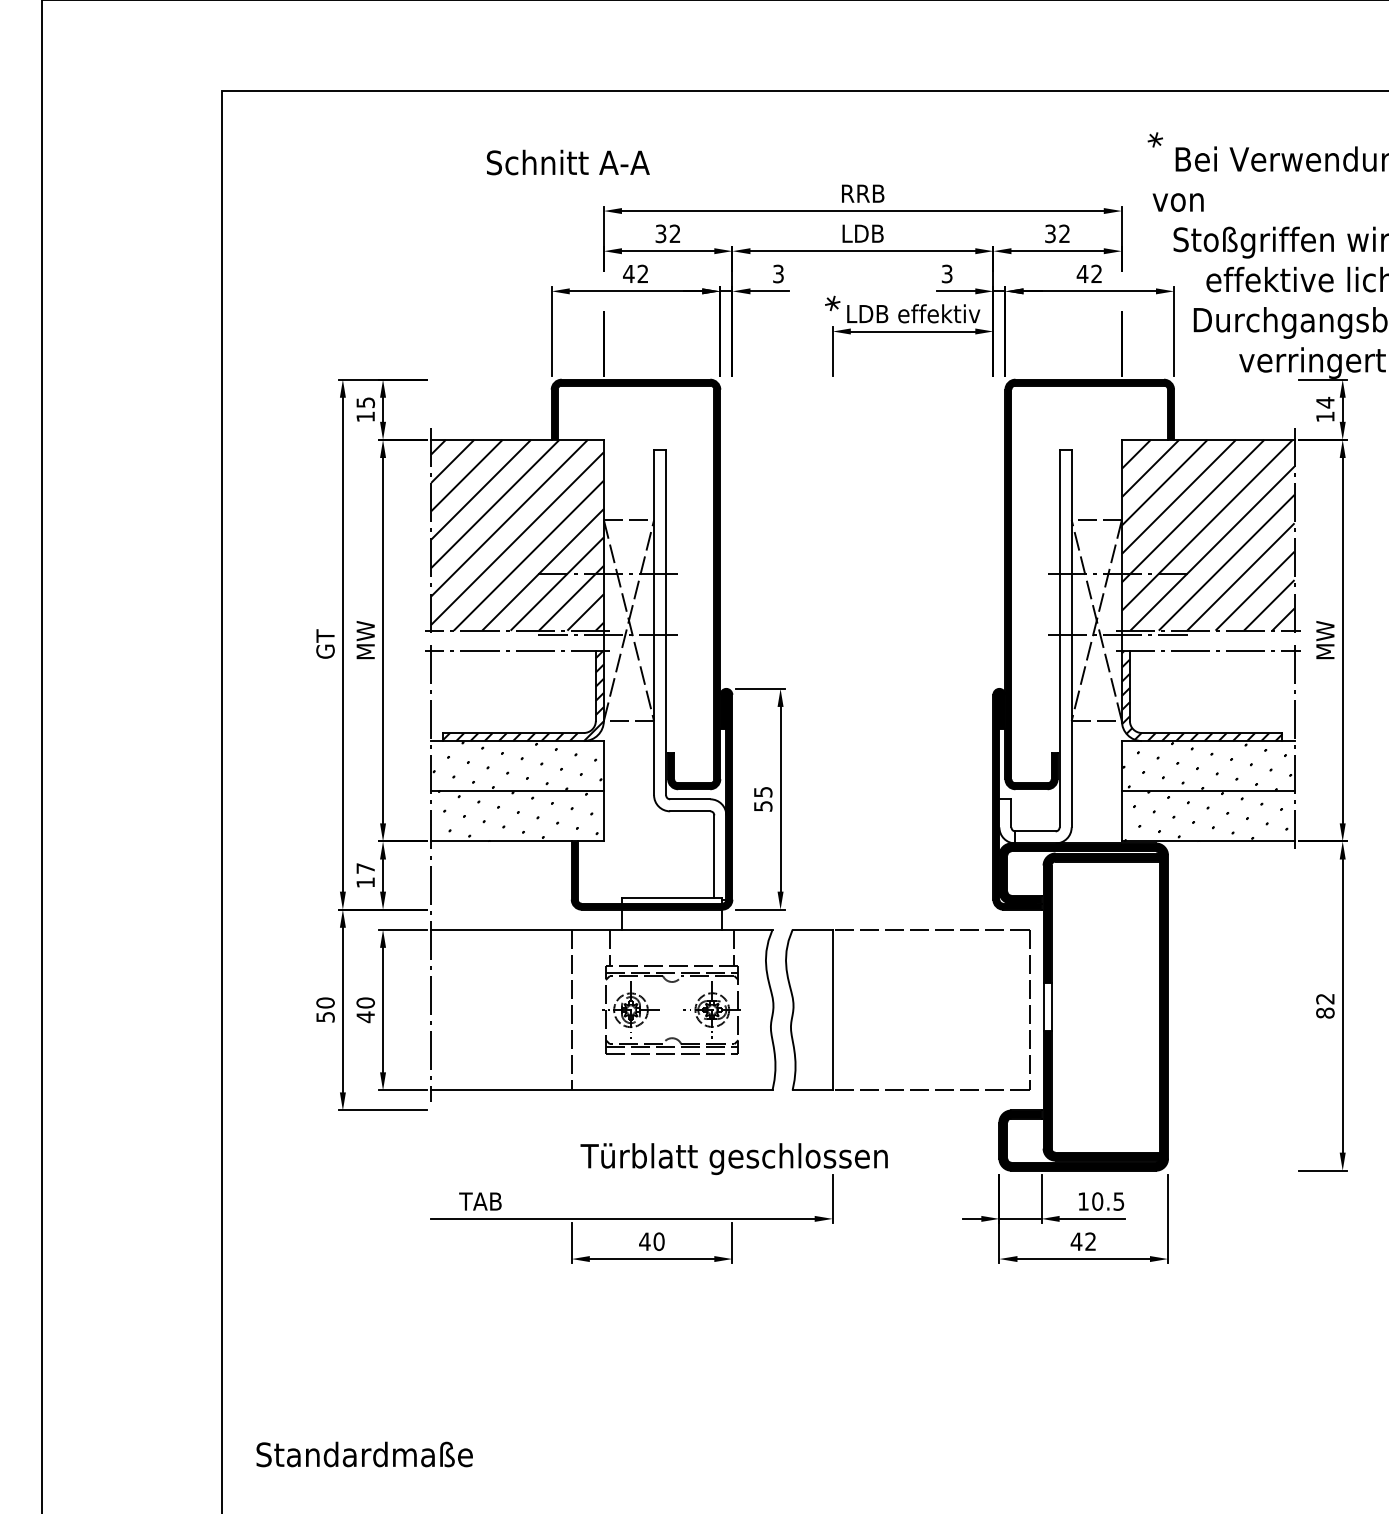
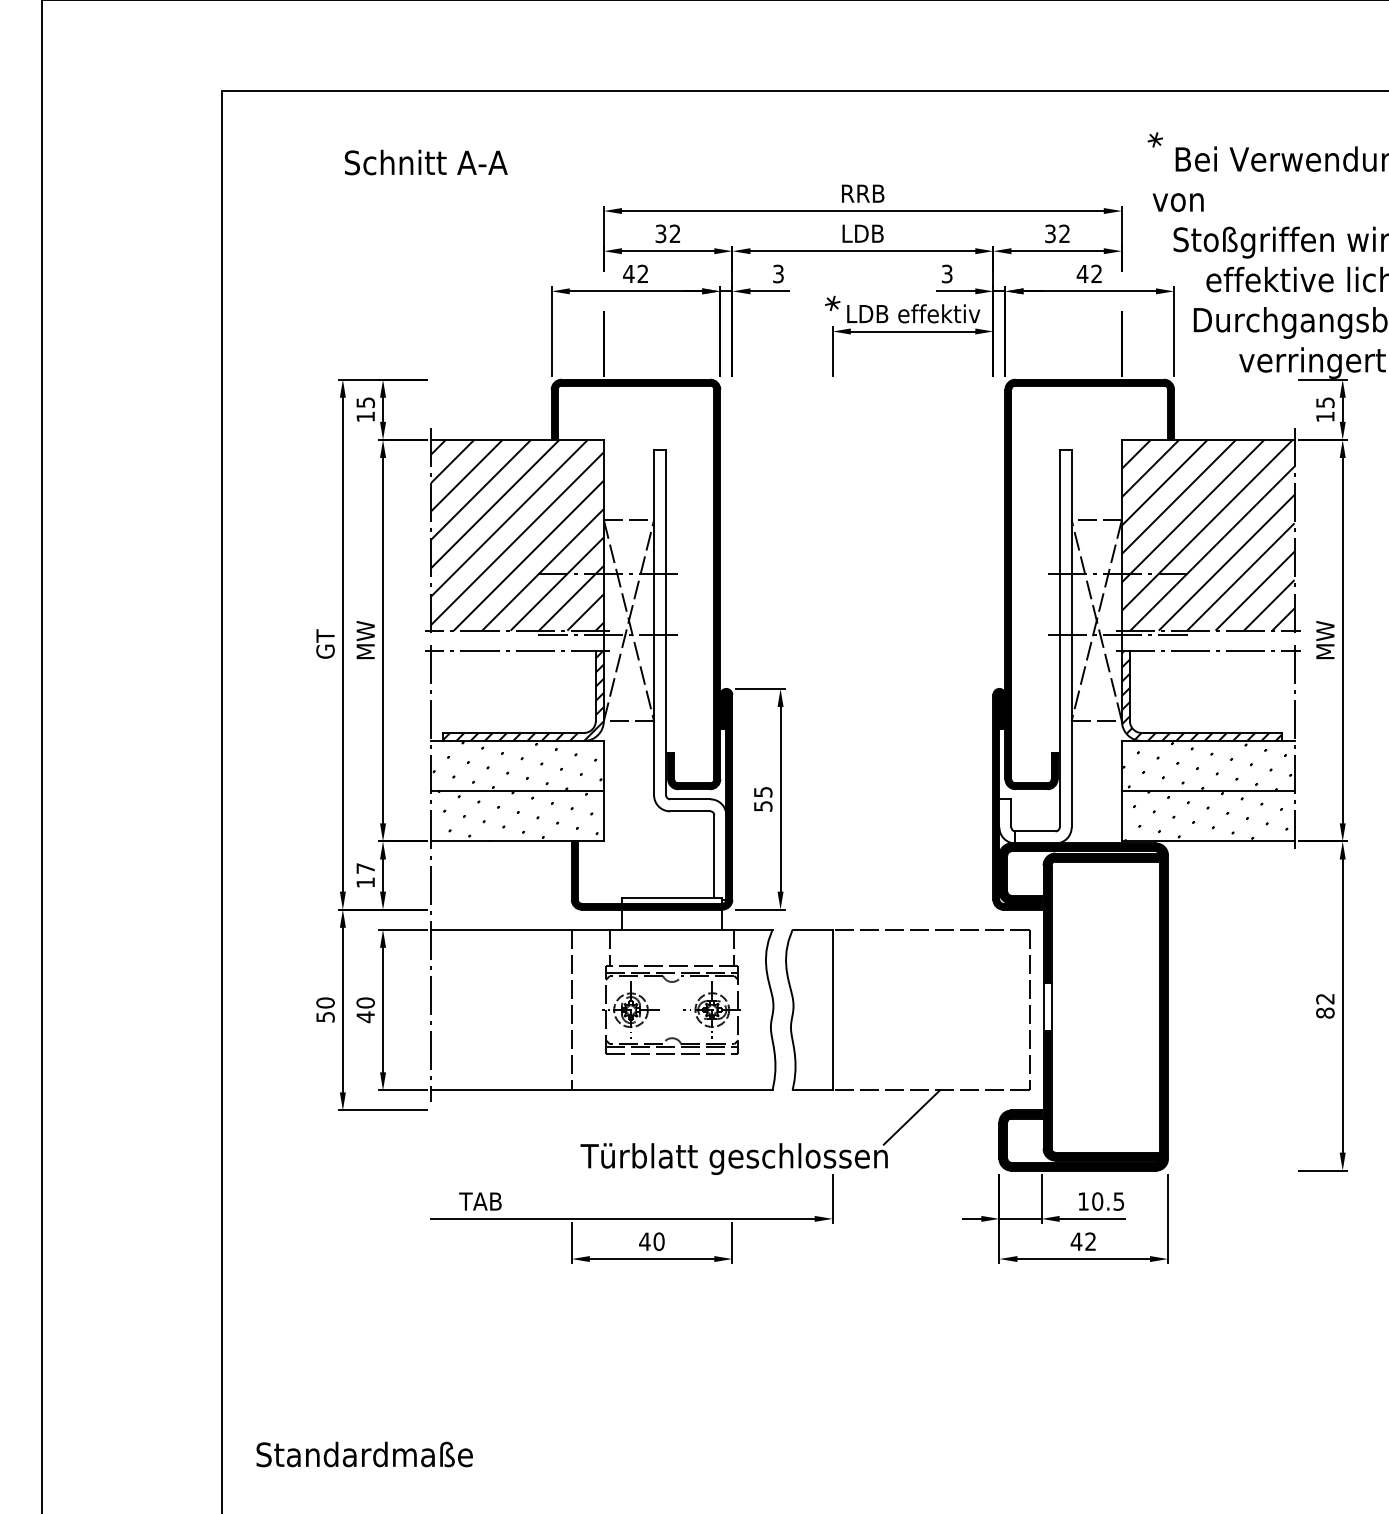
text position: (568, 162) -> (426, 162) (426, 162)
text: 14 -> 15 (1325, 402)
line: none -> present (911, 1117)
